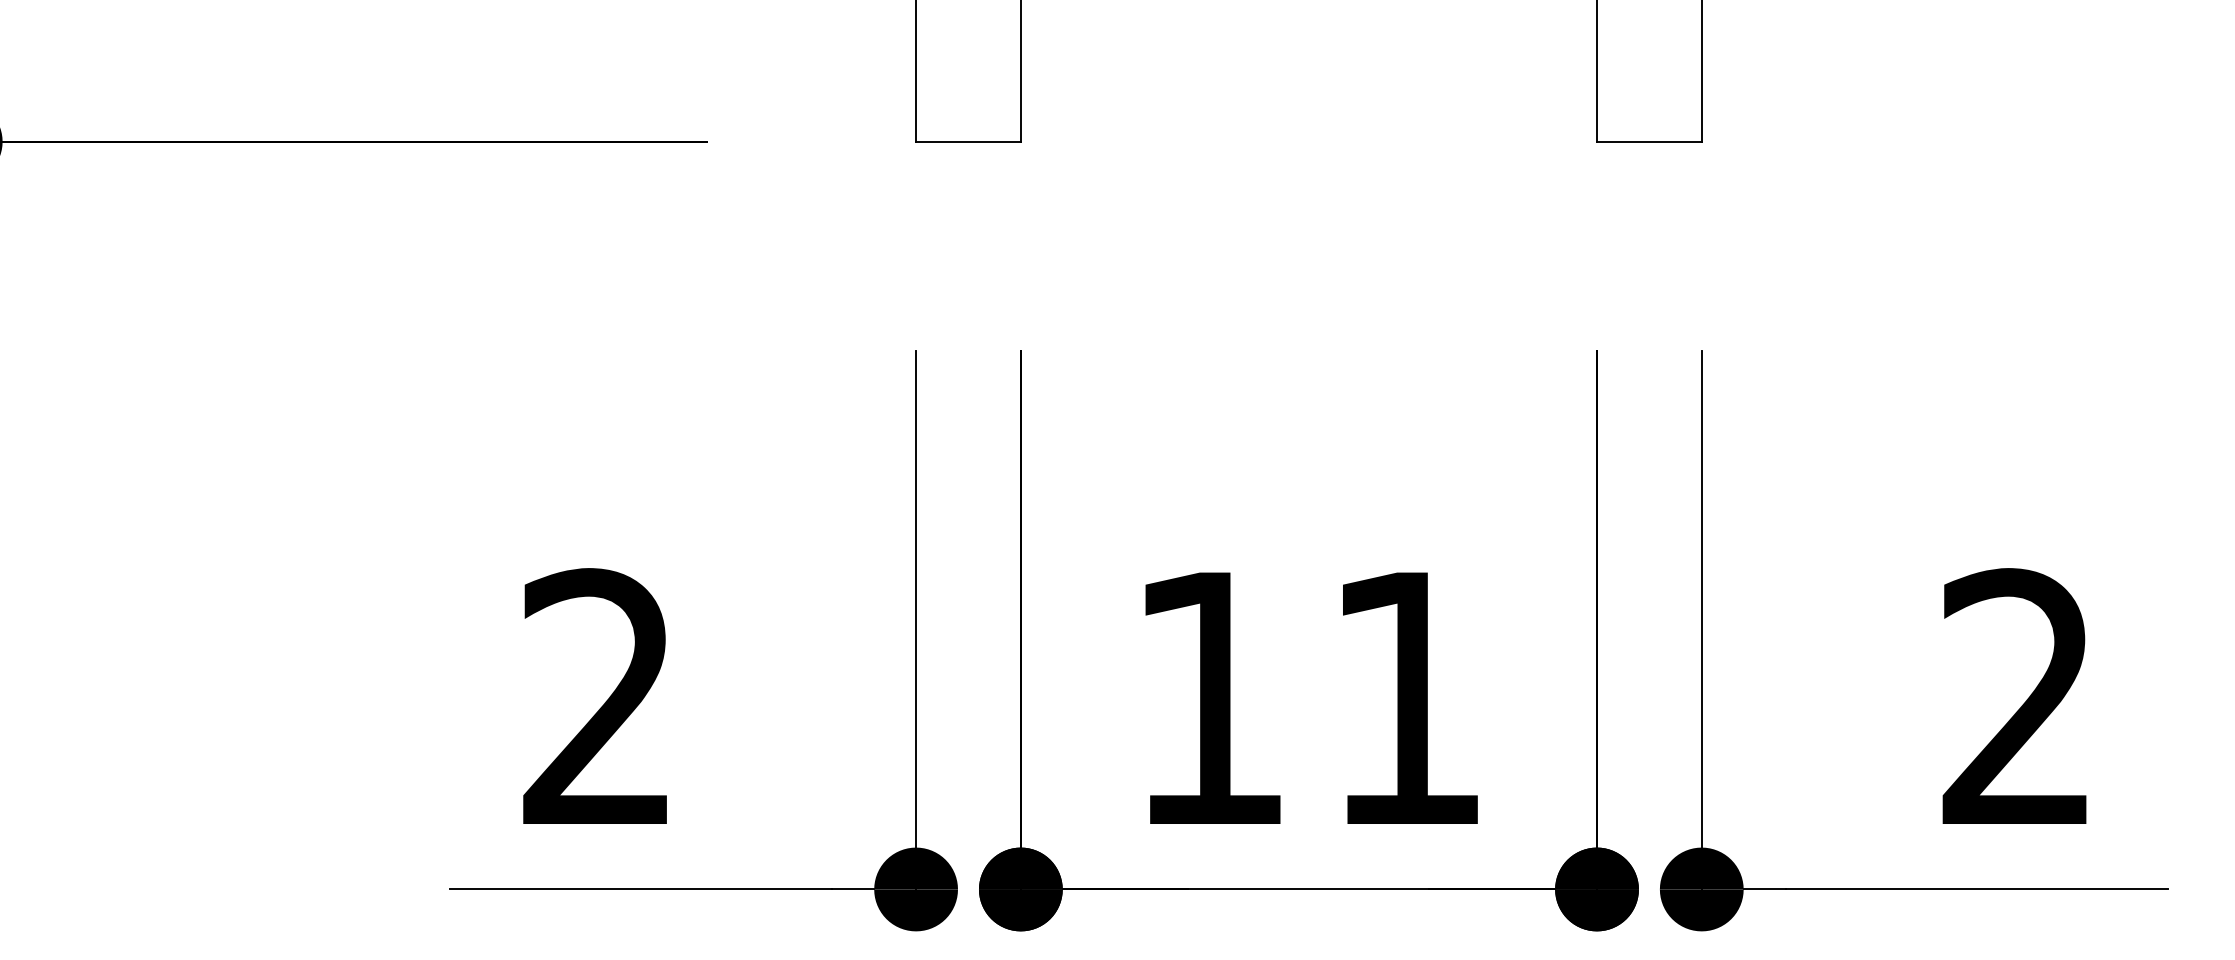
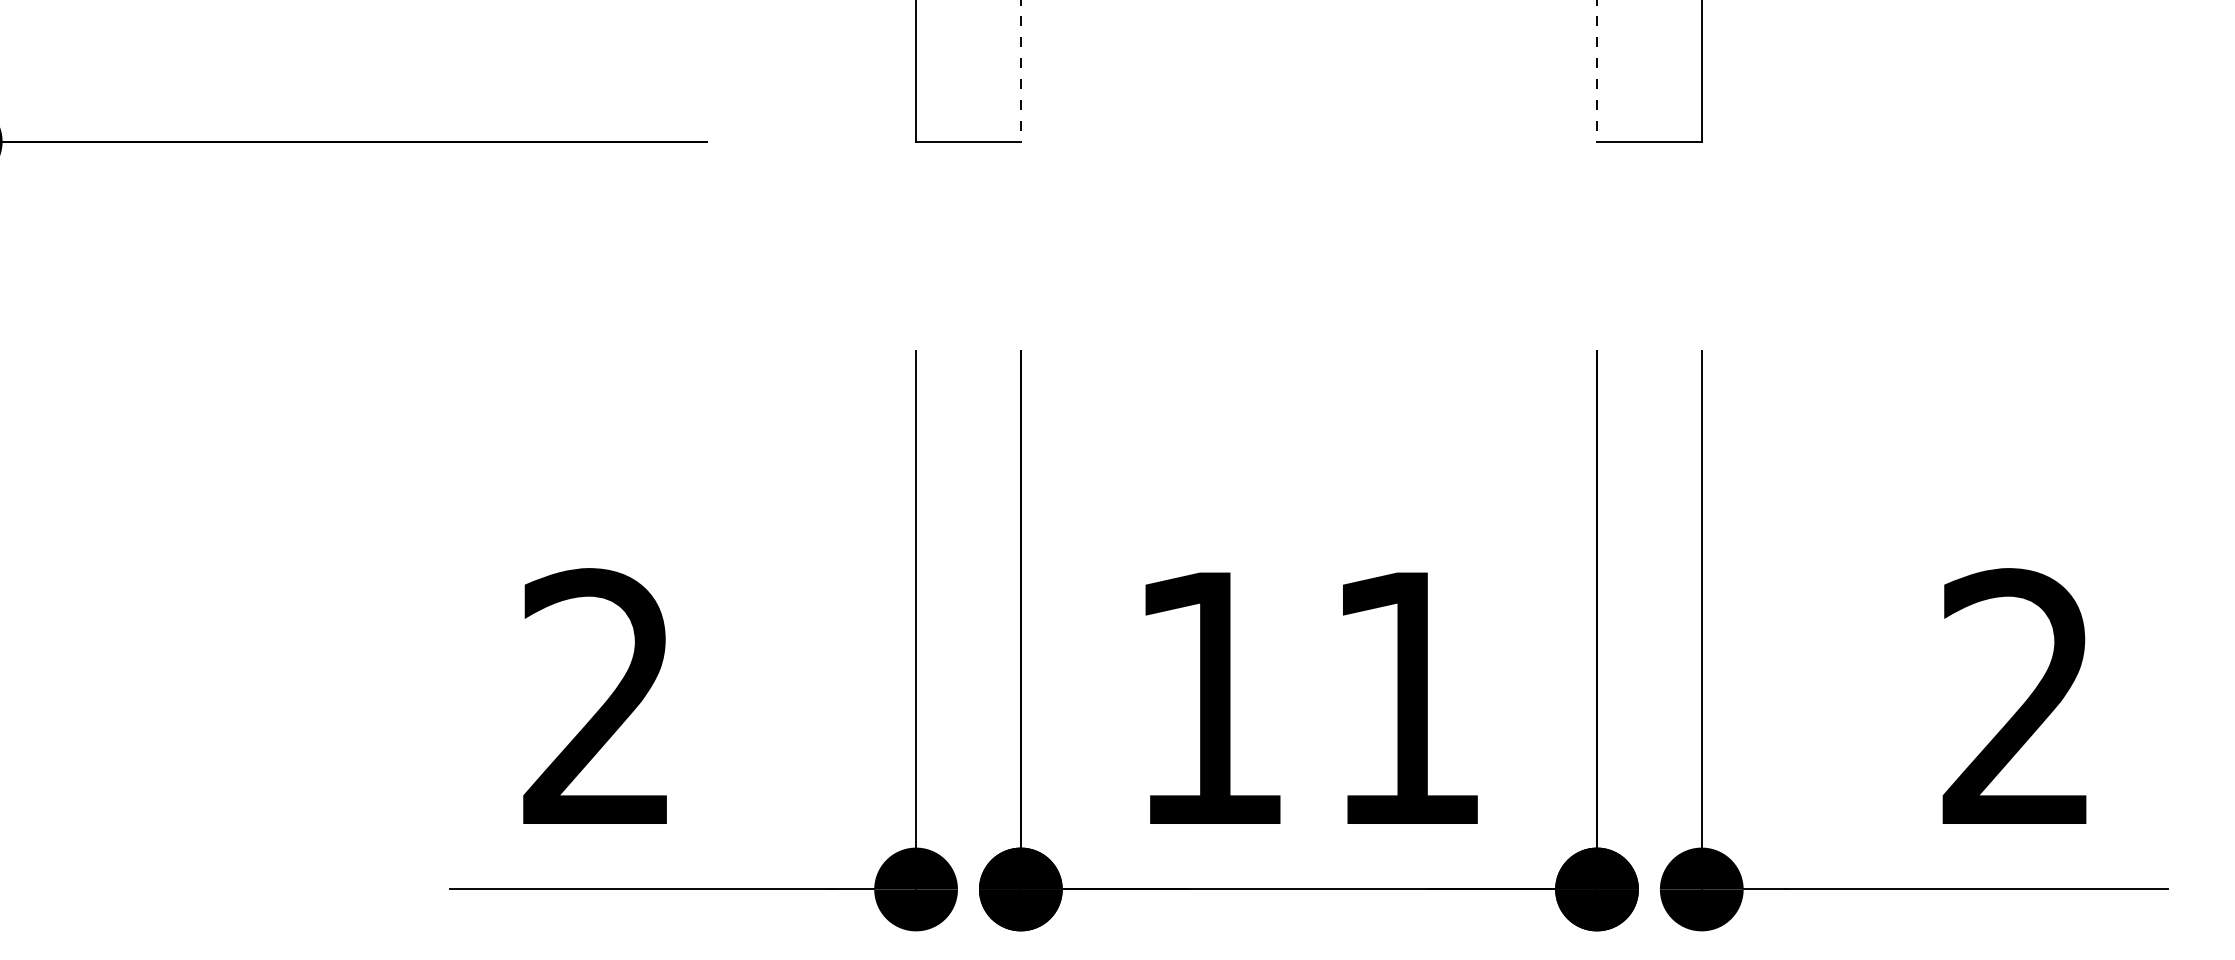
line: solid -> dashed (1020, 71)
line: solid -> dashed (1597, 71)
